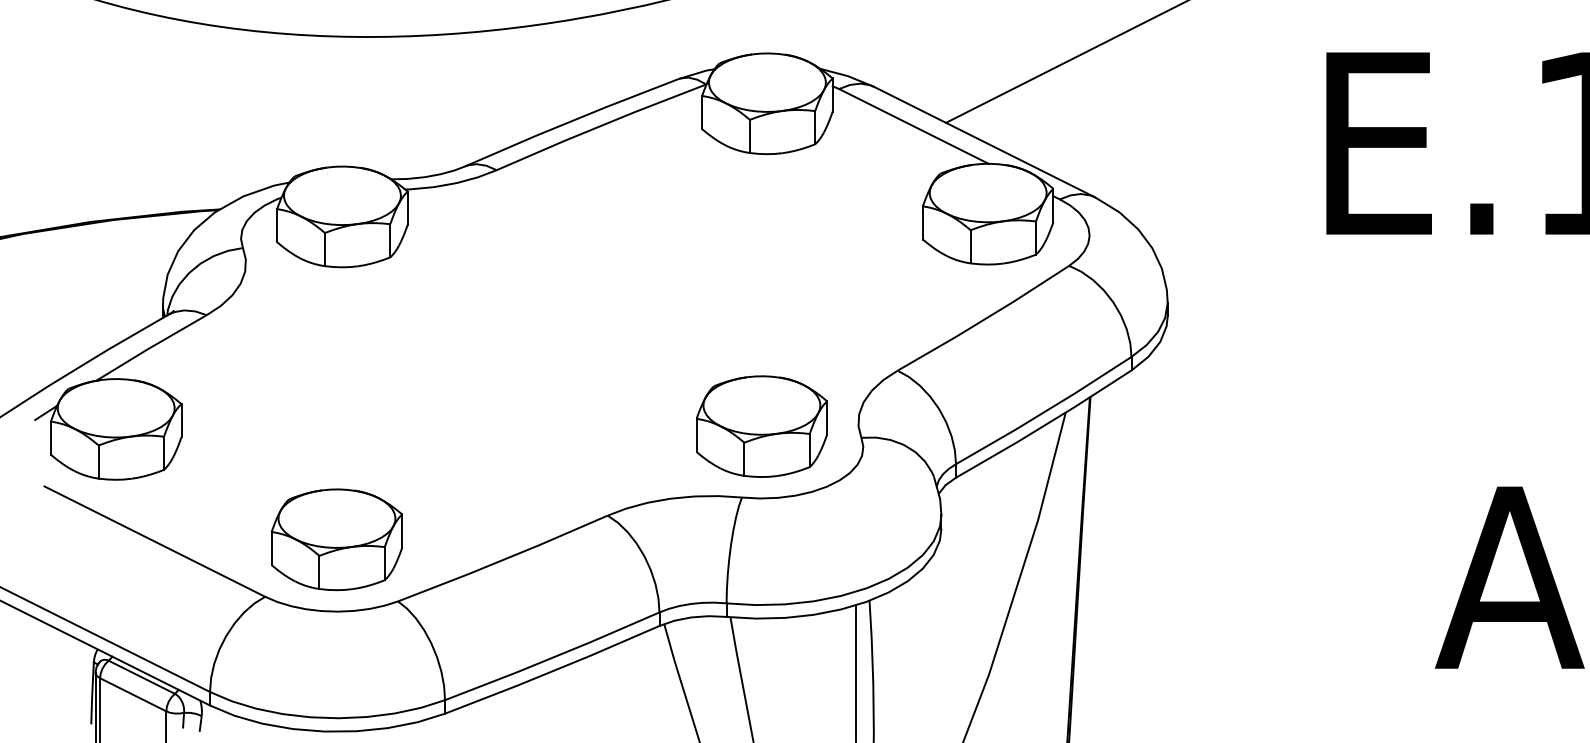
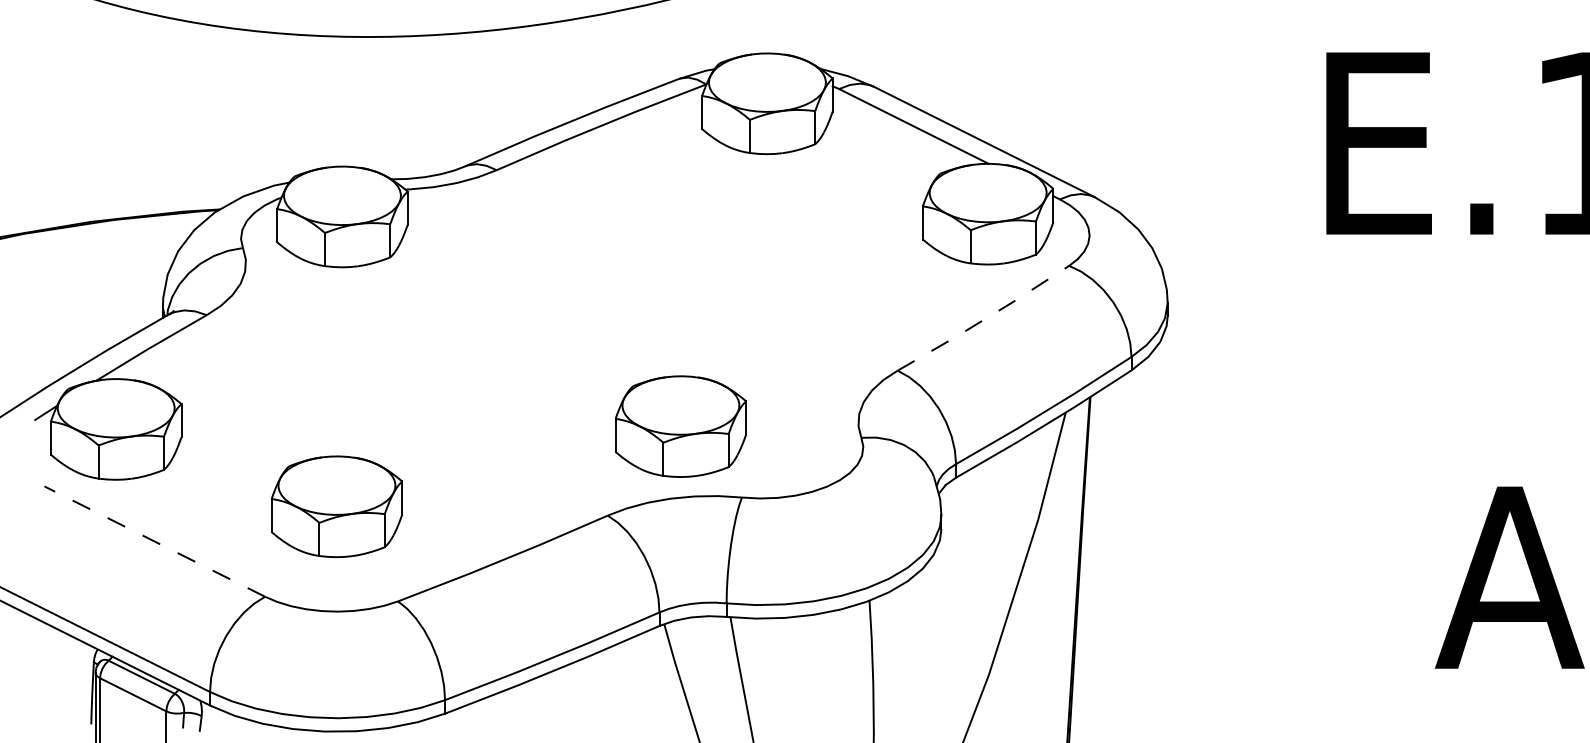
line: present -> none (1065, 62)
line: solid -> dashed (984, 319)
part position: (761, 426) -> (680, 426) (680, 426)
part position: (336, 539) -> (336, 506) (336, 506)
line: solid -> dashed (154, 541)
line: present -> none (856, 671)
